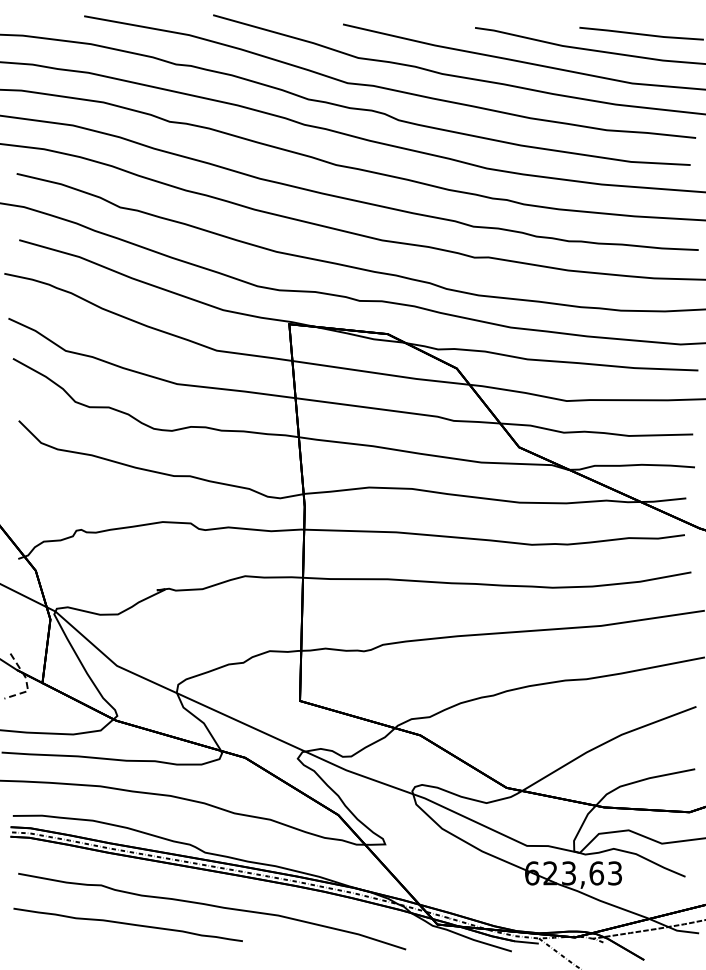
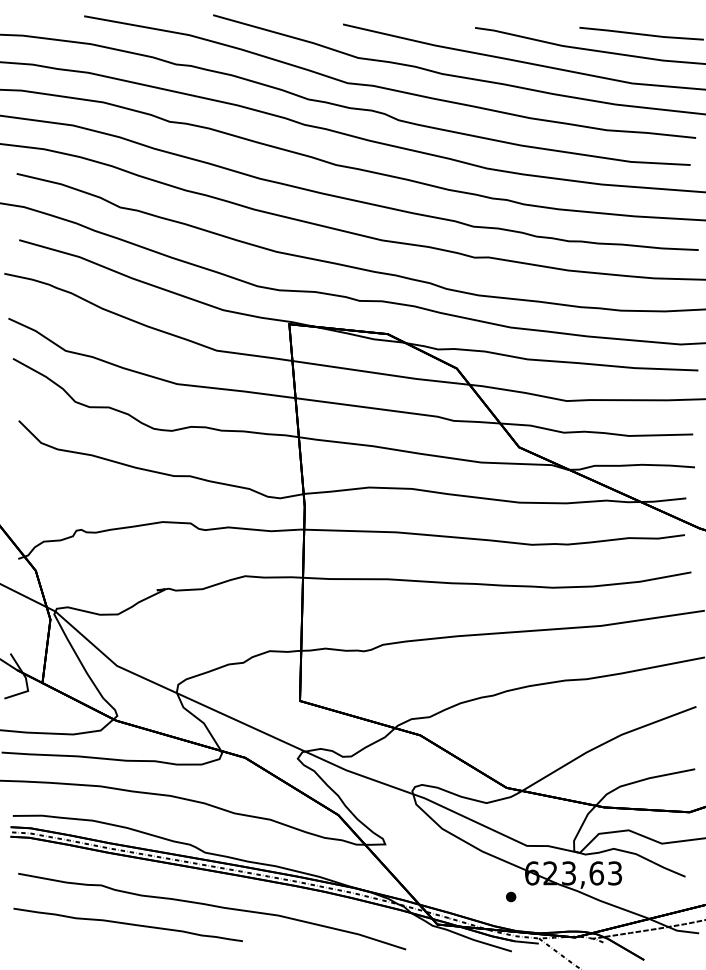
line: dashed -> solid (26, 682)
part: none -> present (511, 896)
